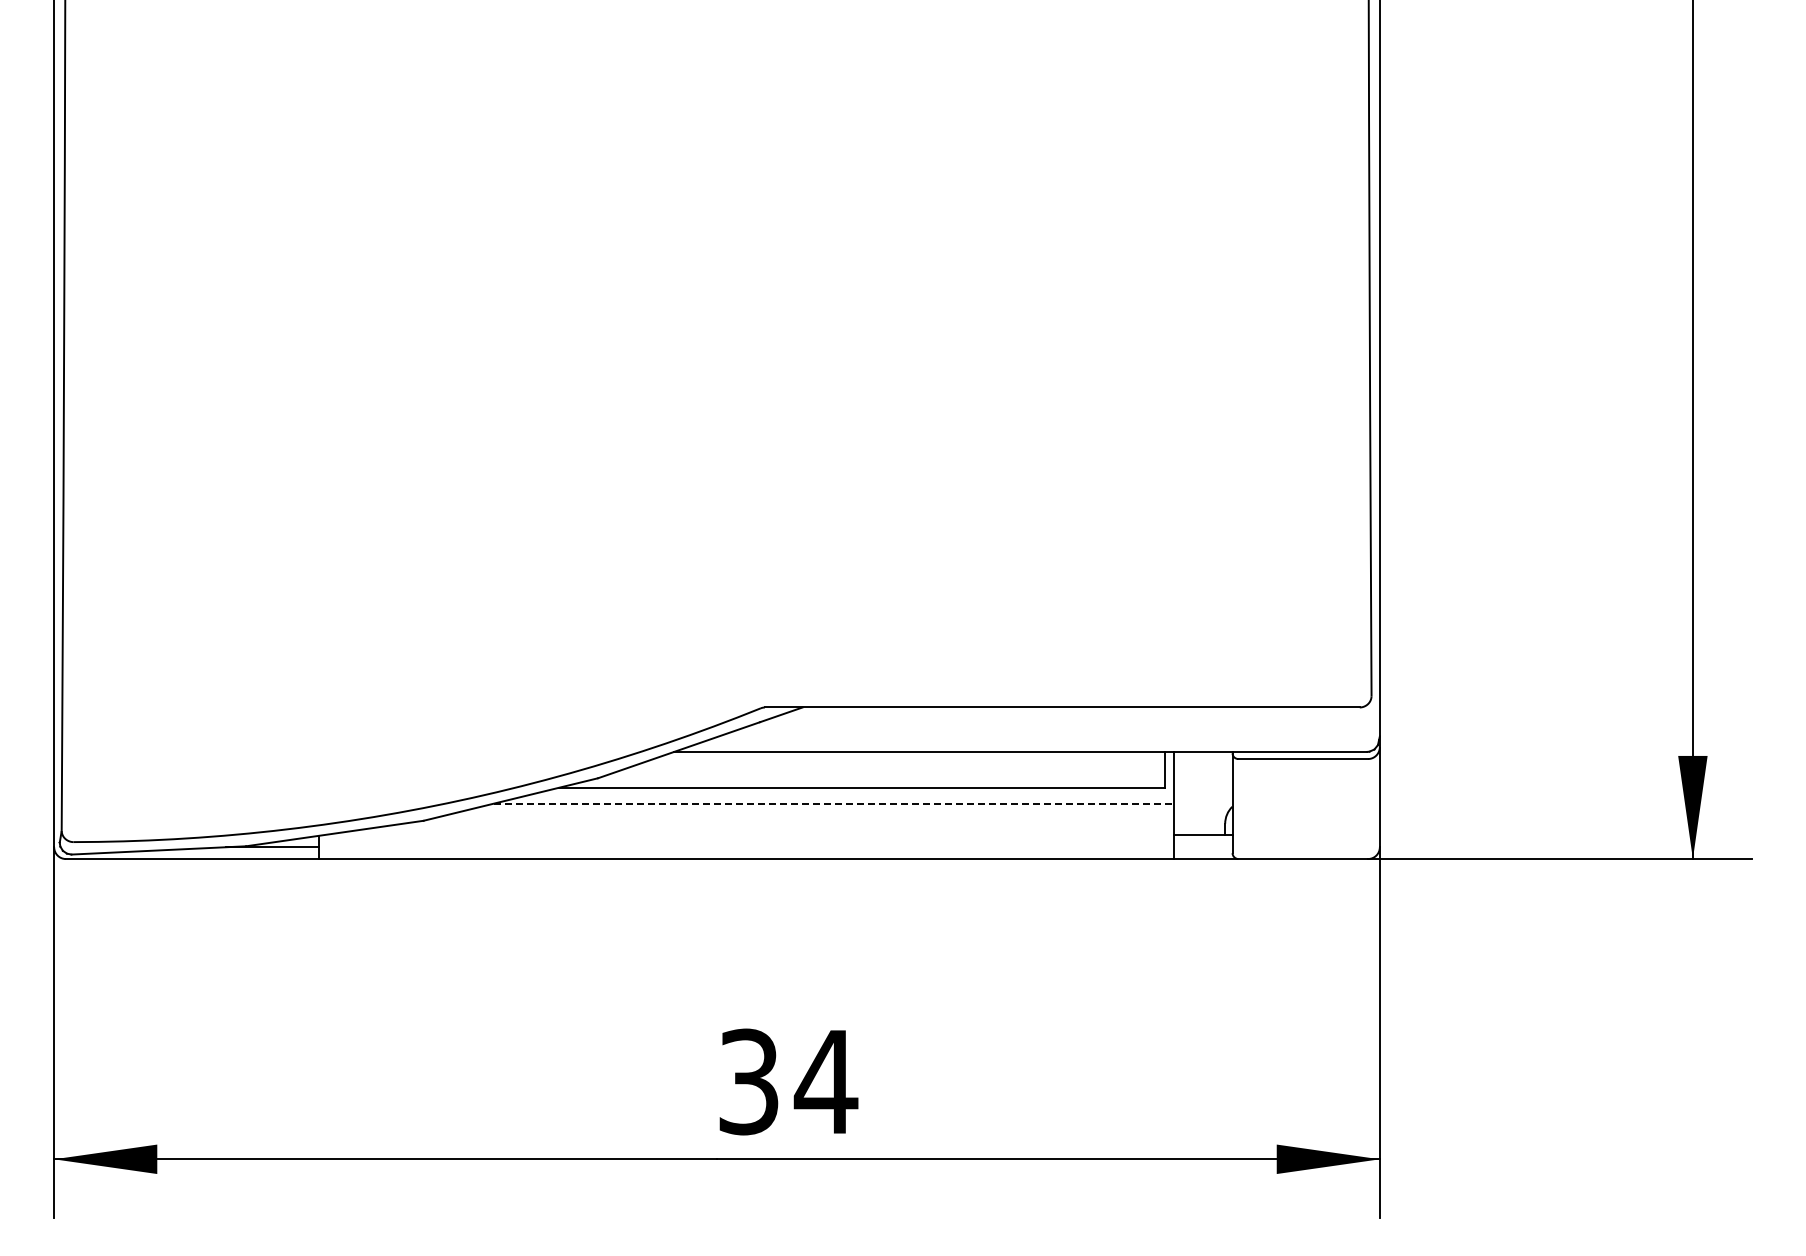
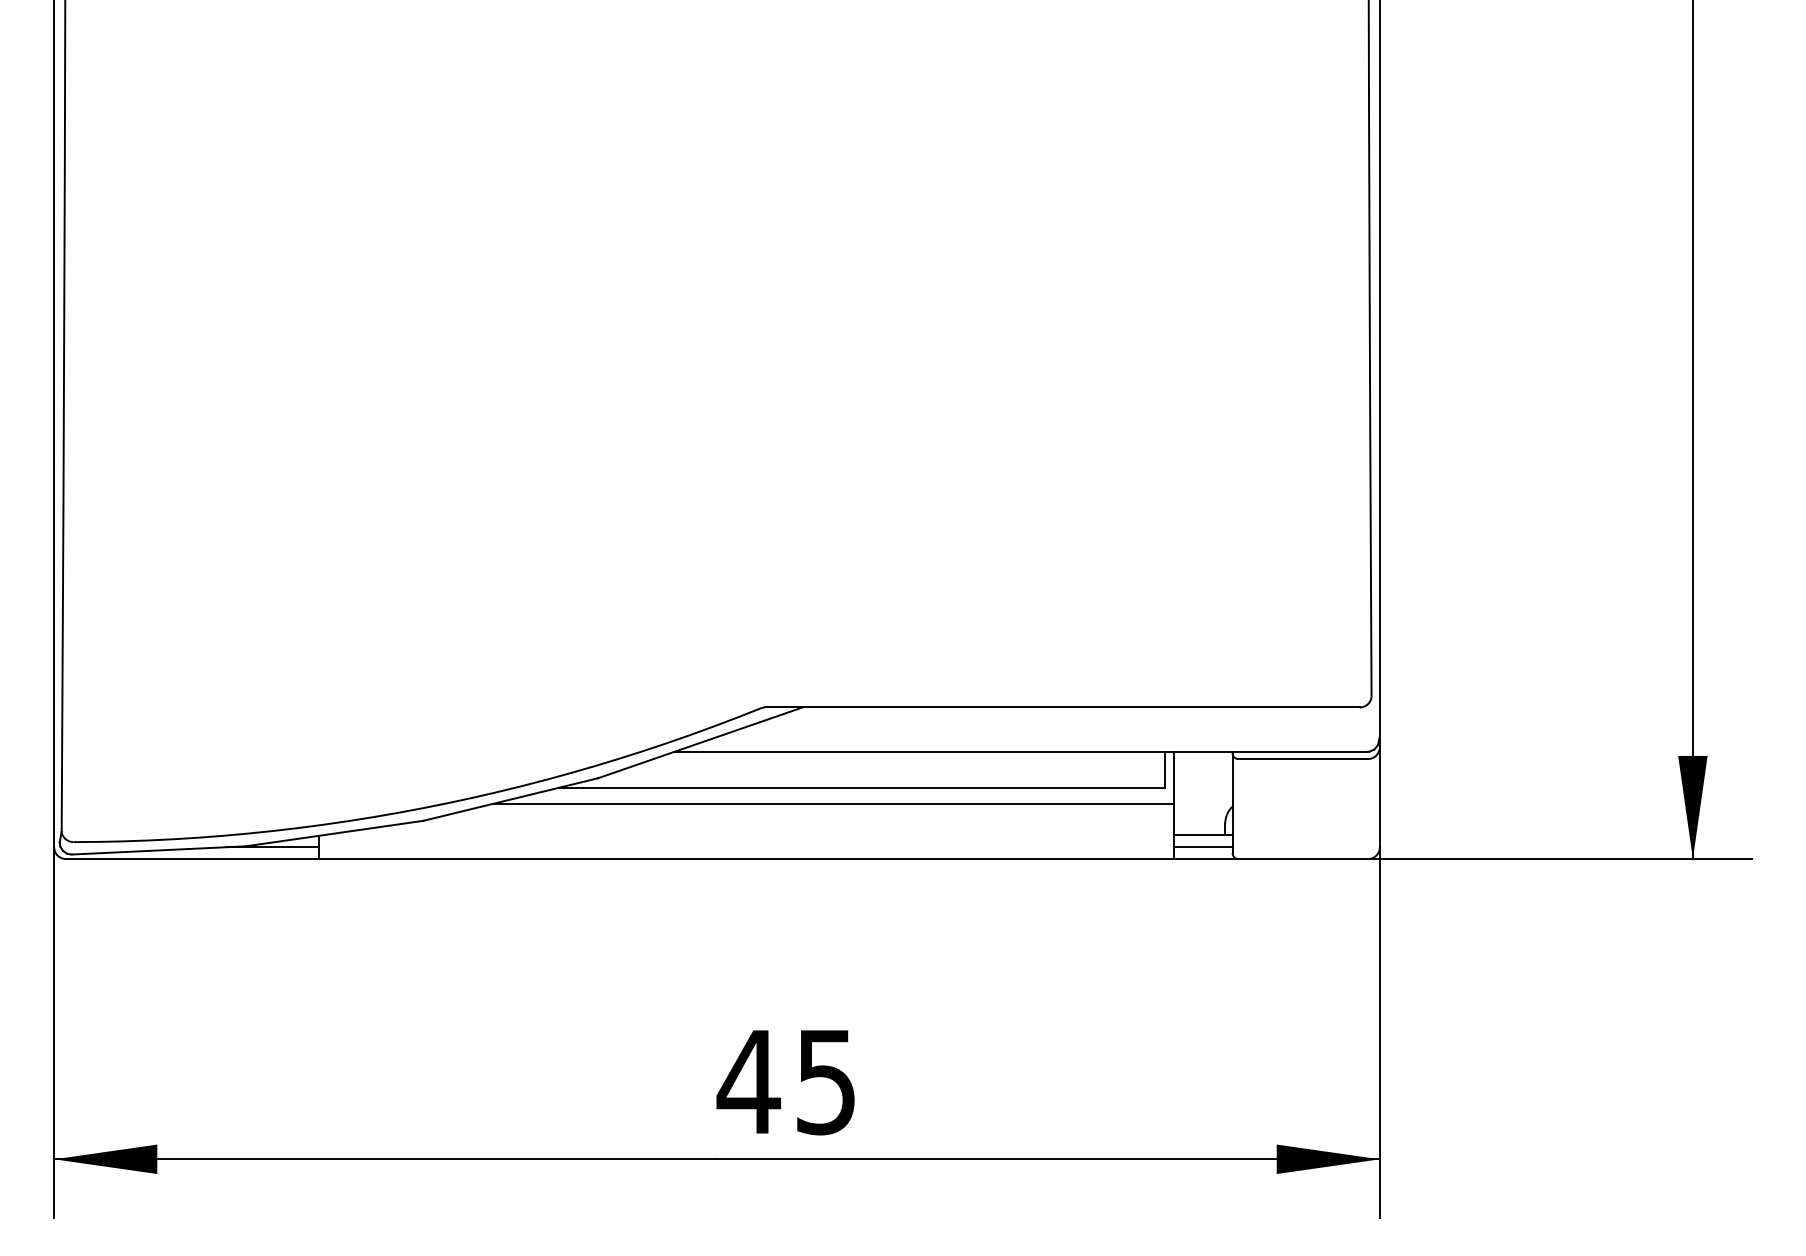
line: dashed -> solid (833, 803)
line: none -> present (1202, 847)
text: 34 -> 45 (787, 1081)
